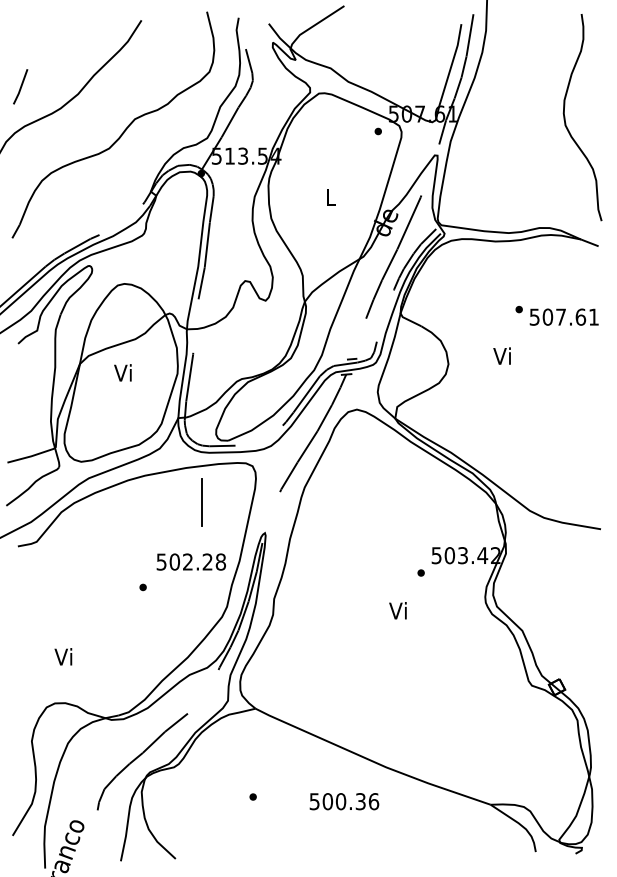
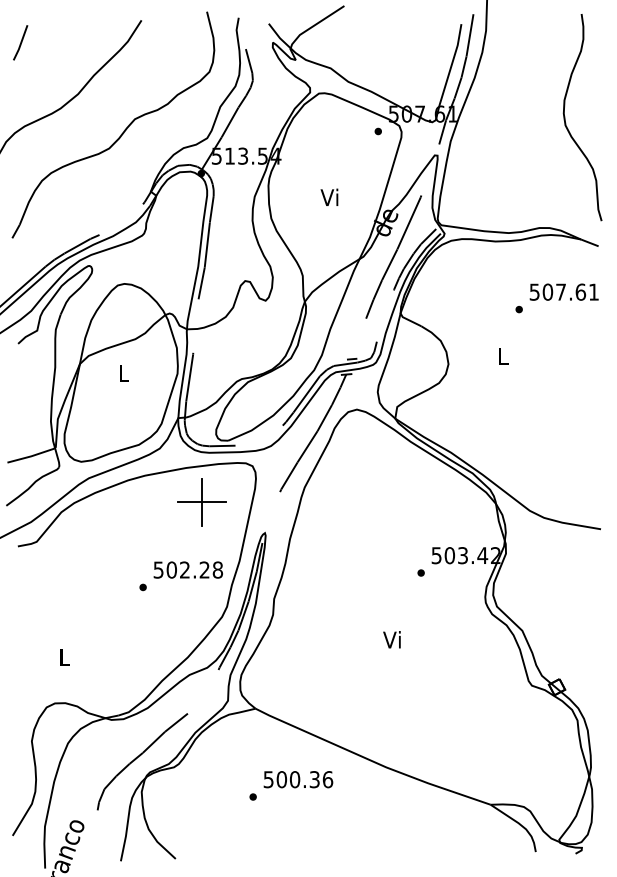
line position: (20, 86) -> (20, 42) (20, 42)
text: L -> Vi (329, 197)
text position: (563, 316) -> (563, 291) (563, 291)
text: Vi -> L (501, 355)
text: Vi -> L (122, 372)
line: none -> present (201, 502)
text position: (190, 561) -> (187, 569) (187, 569)
text position: (397, 610) -> (391, 639) (391, 639)
text: Vi -> L (63, 656)
text position: (344, 801) -> (298, 779) (298, 779)
